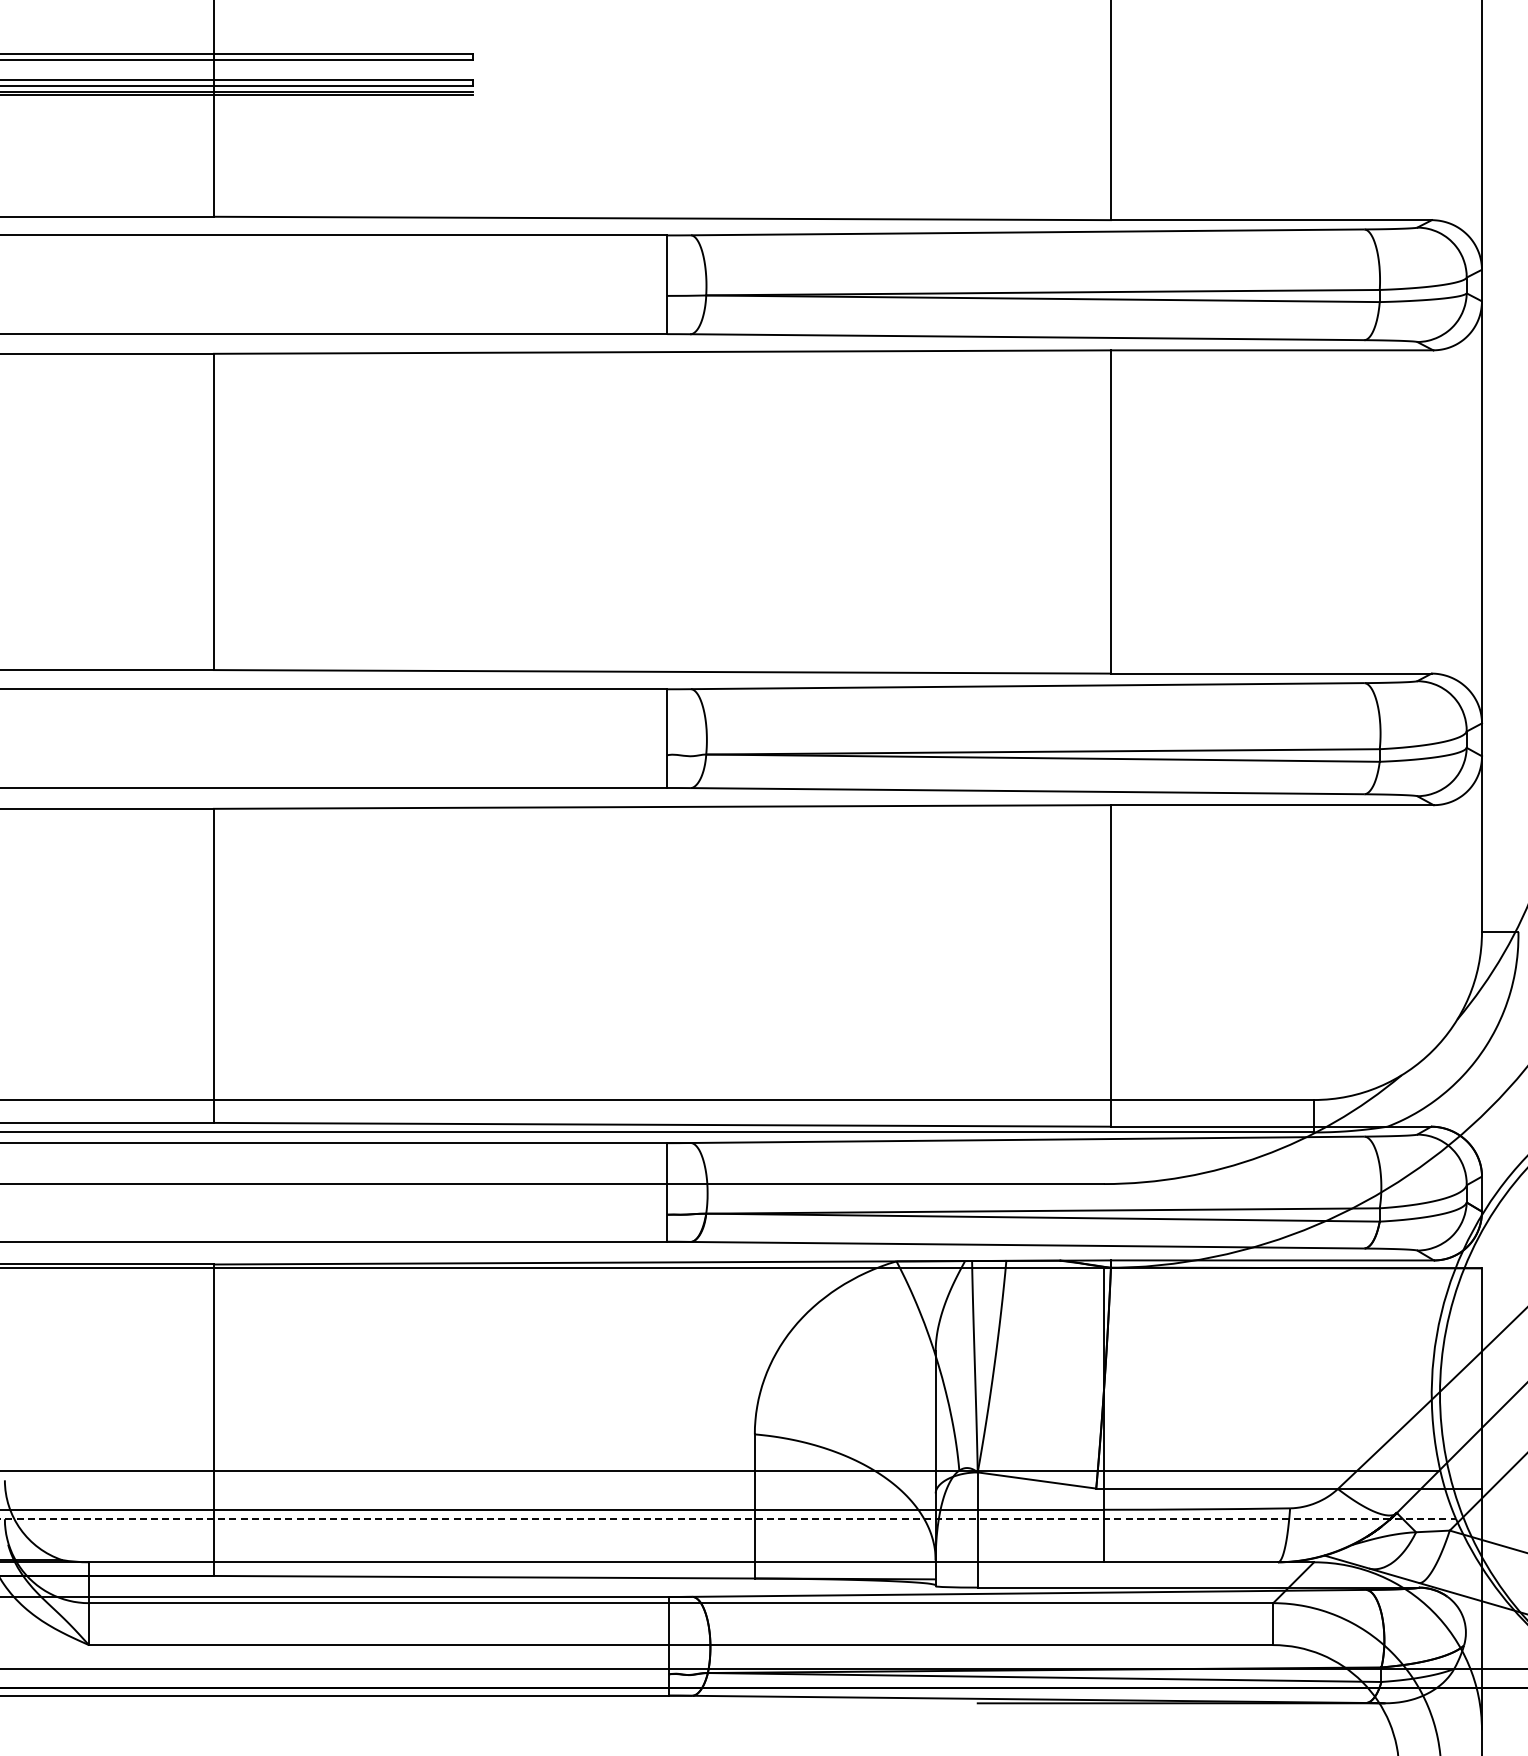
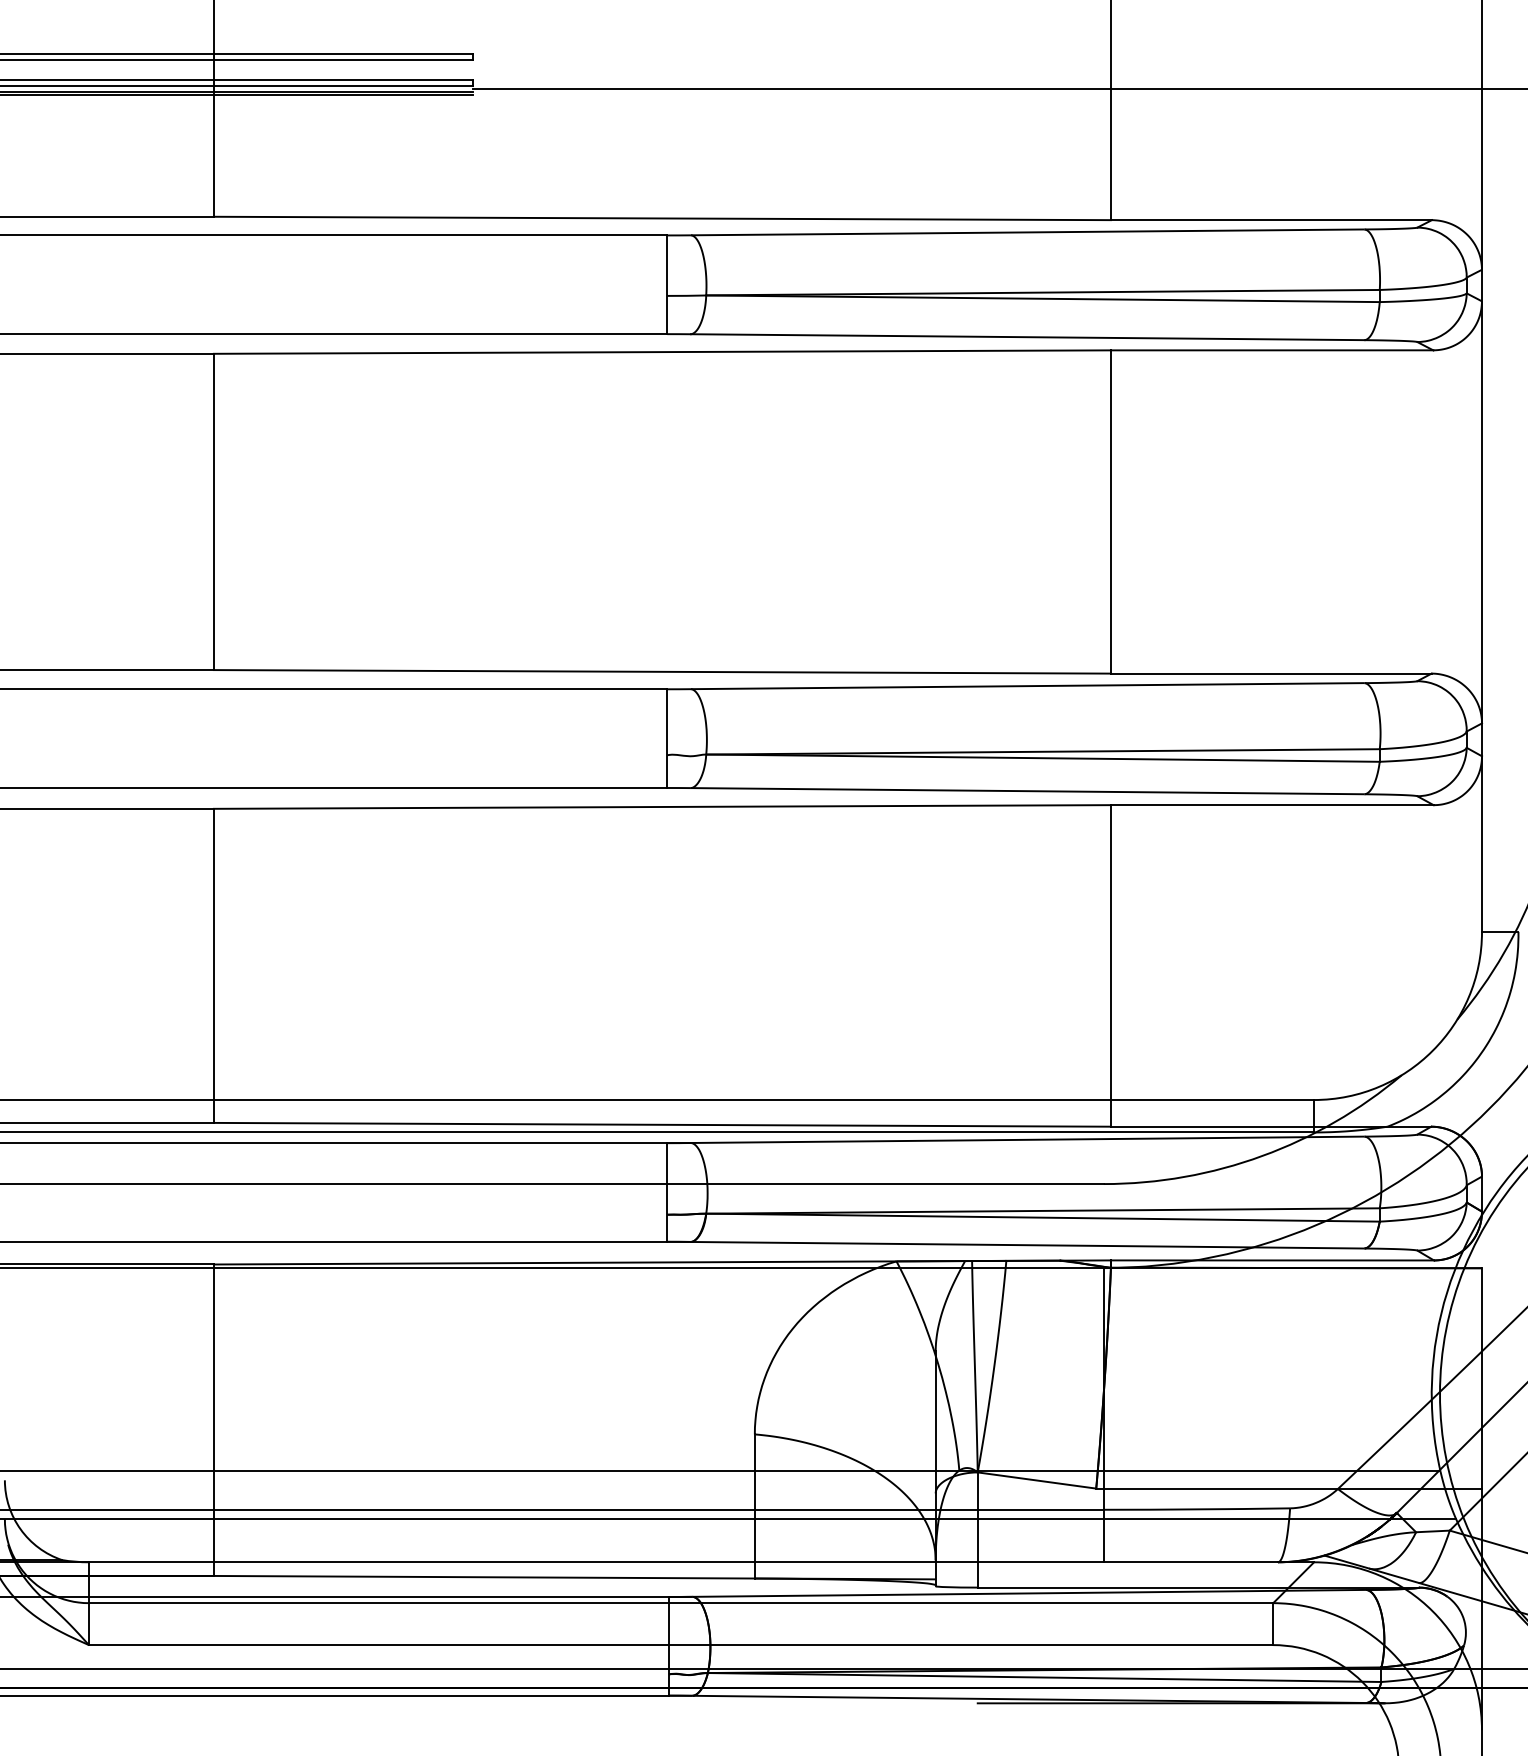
line: none -> present (998, 89)
line: dashed -> solid (728, 1518)
